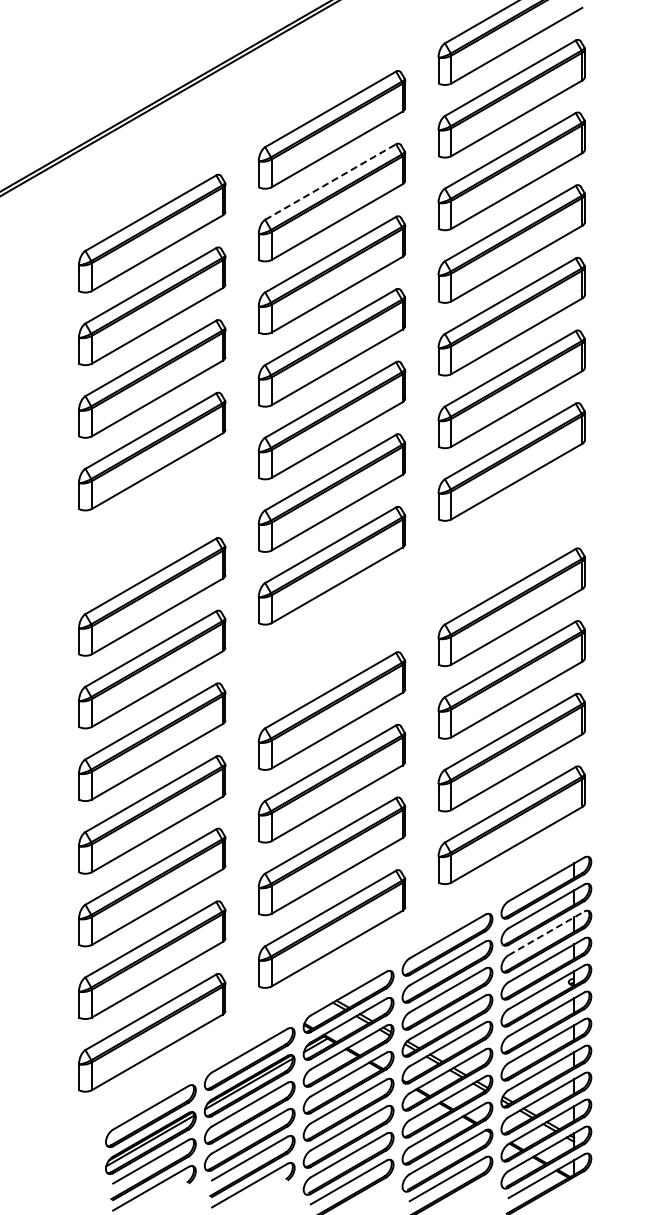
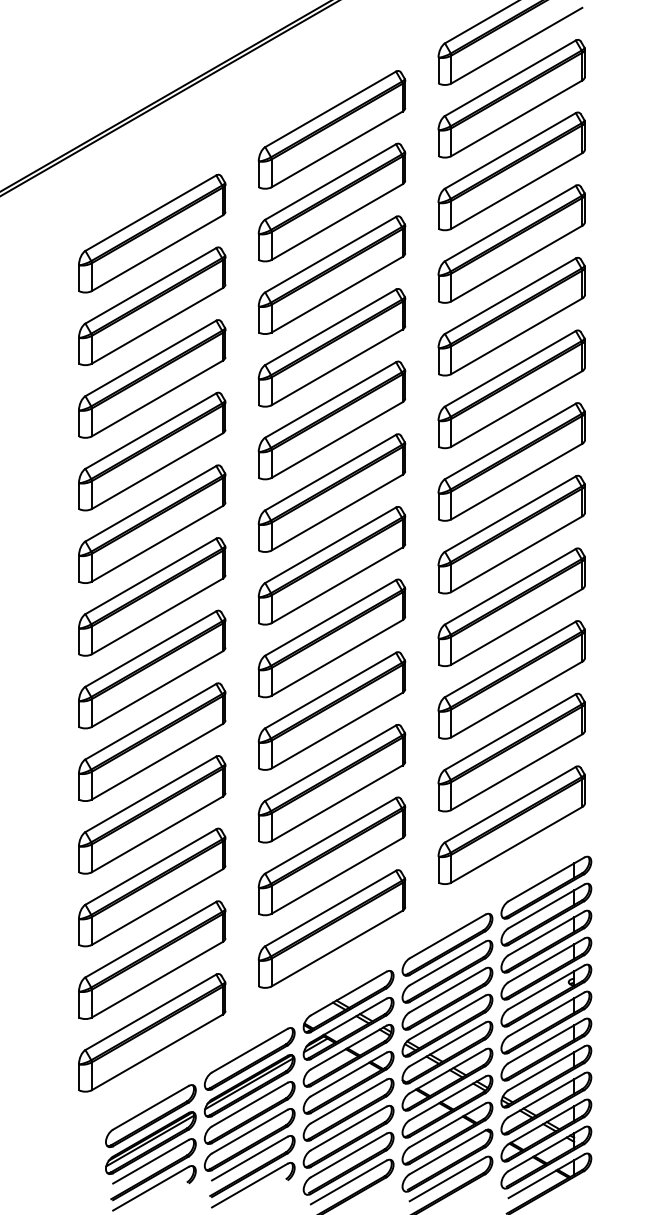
line: dashed -> solid (330, 182)
part: none -> present (152, 523)
part: none -> present (511, 534)
part: none -> present (331, 638)
line: dashed -> solid (546, 933)
